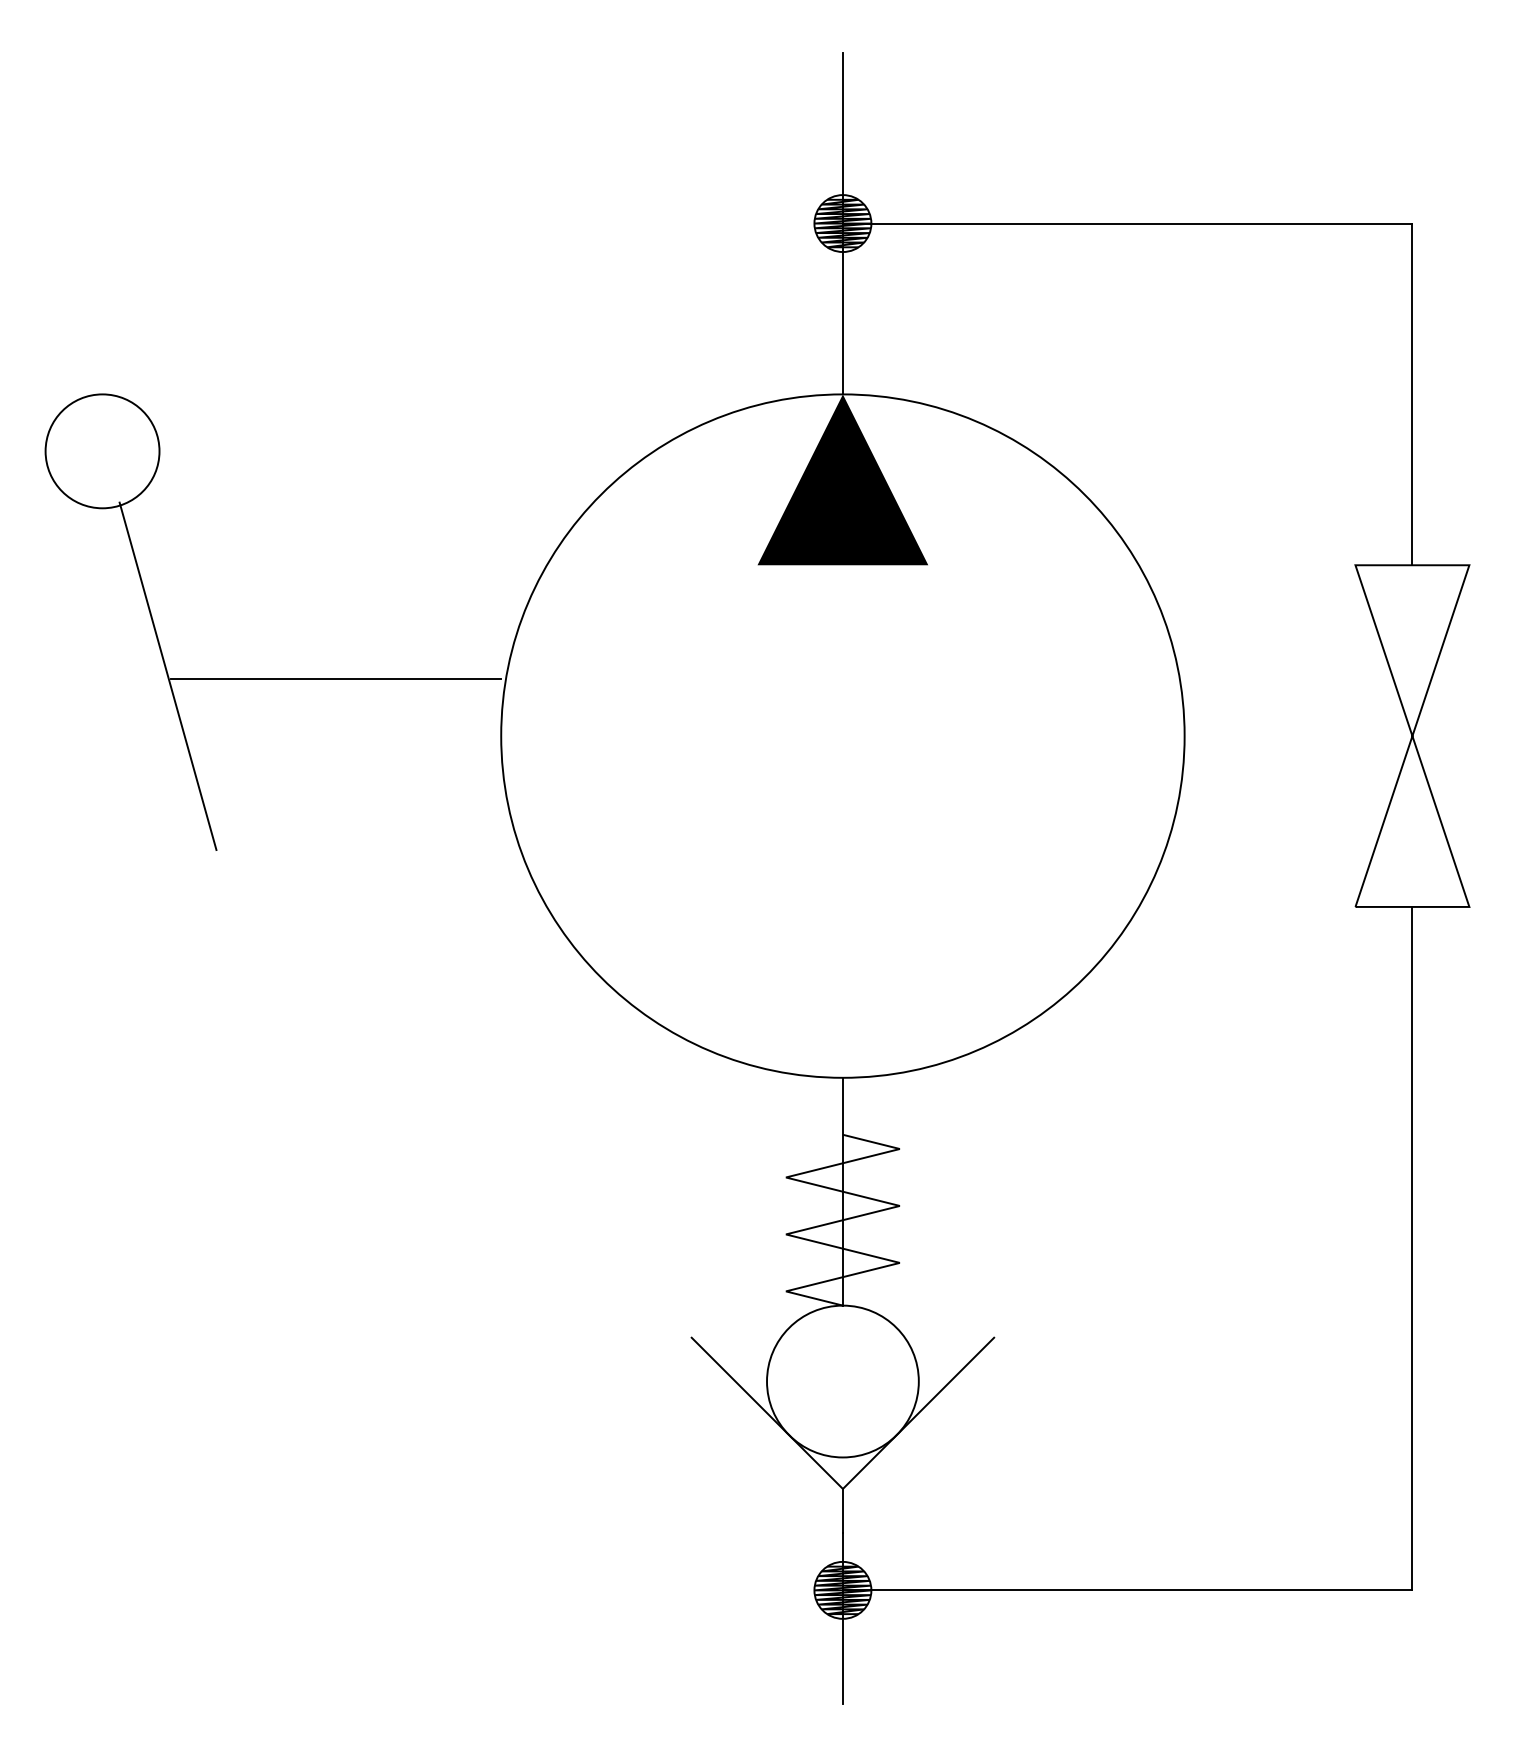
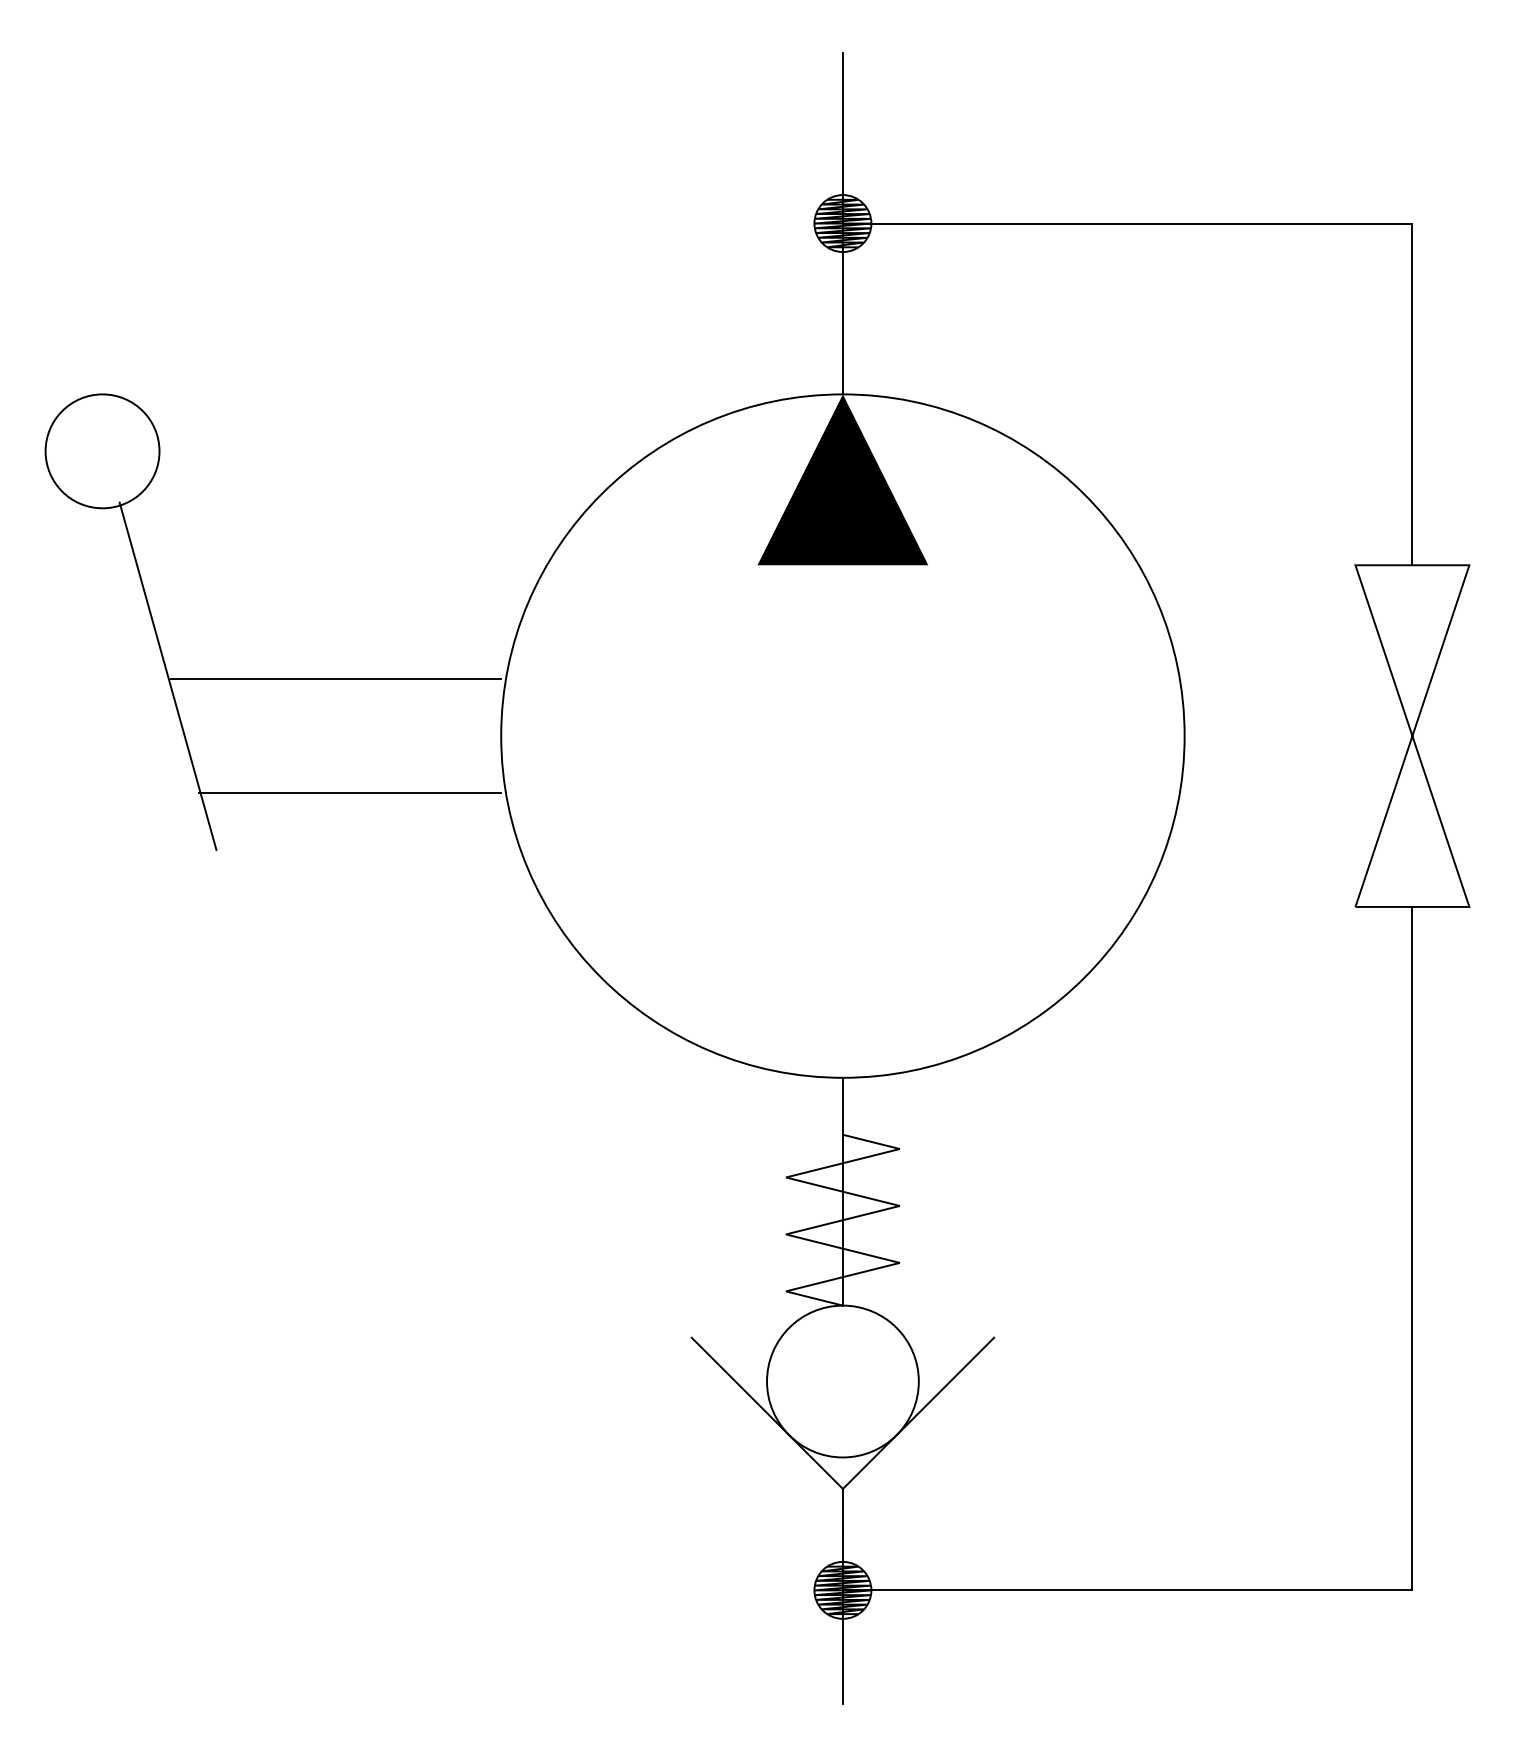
line: none -> present (350, 793)
